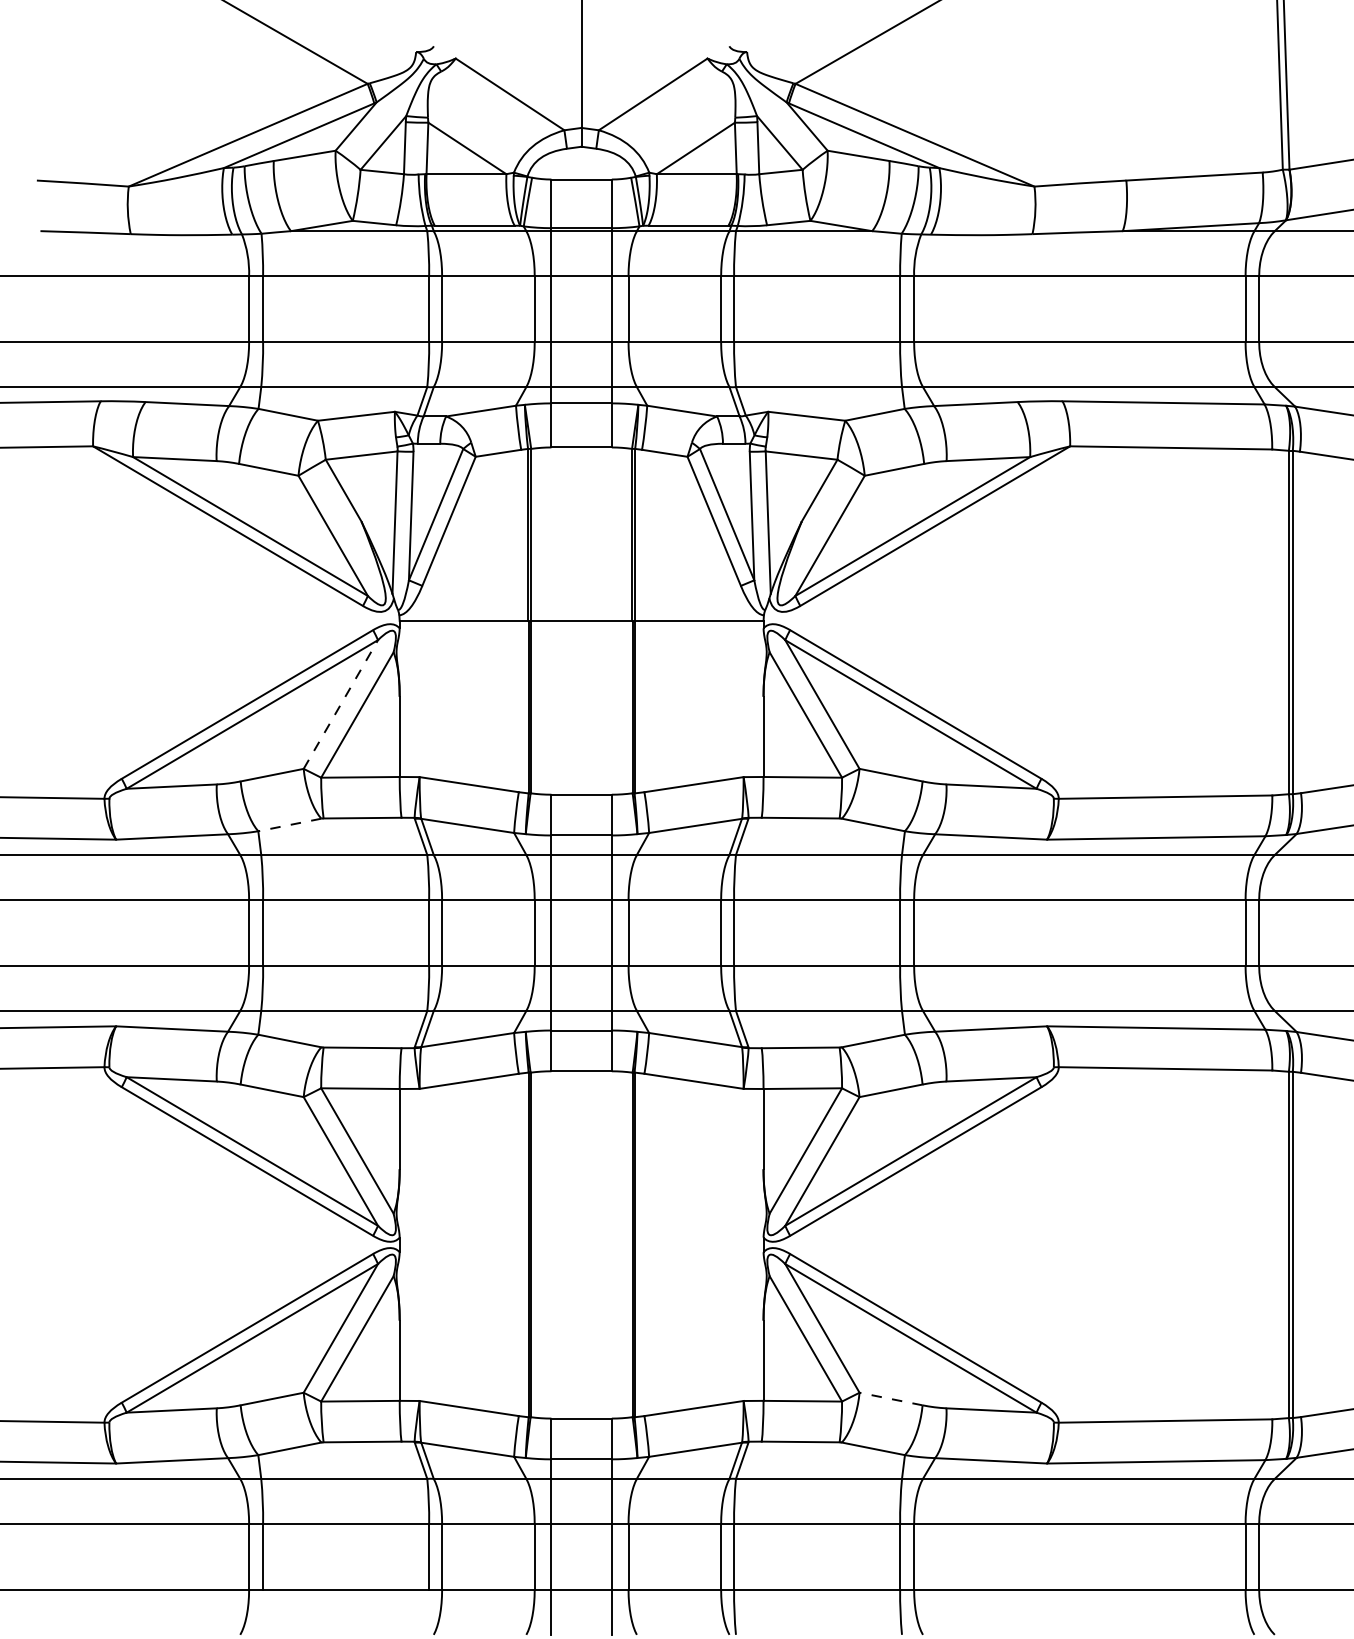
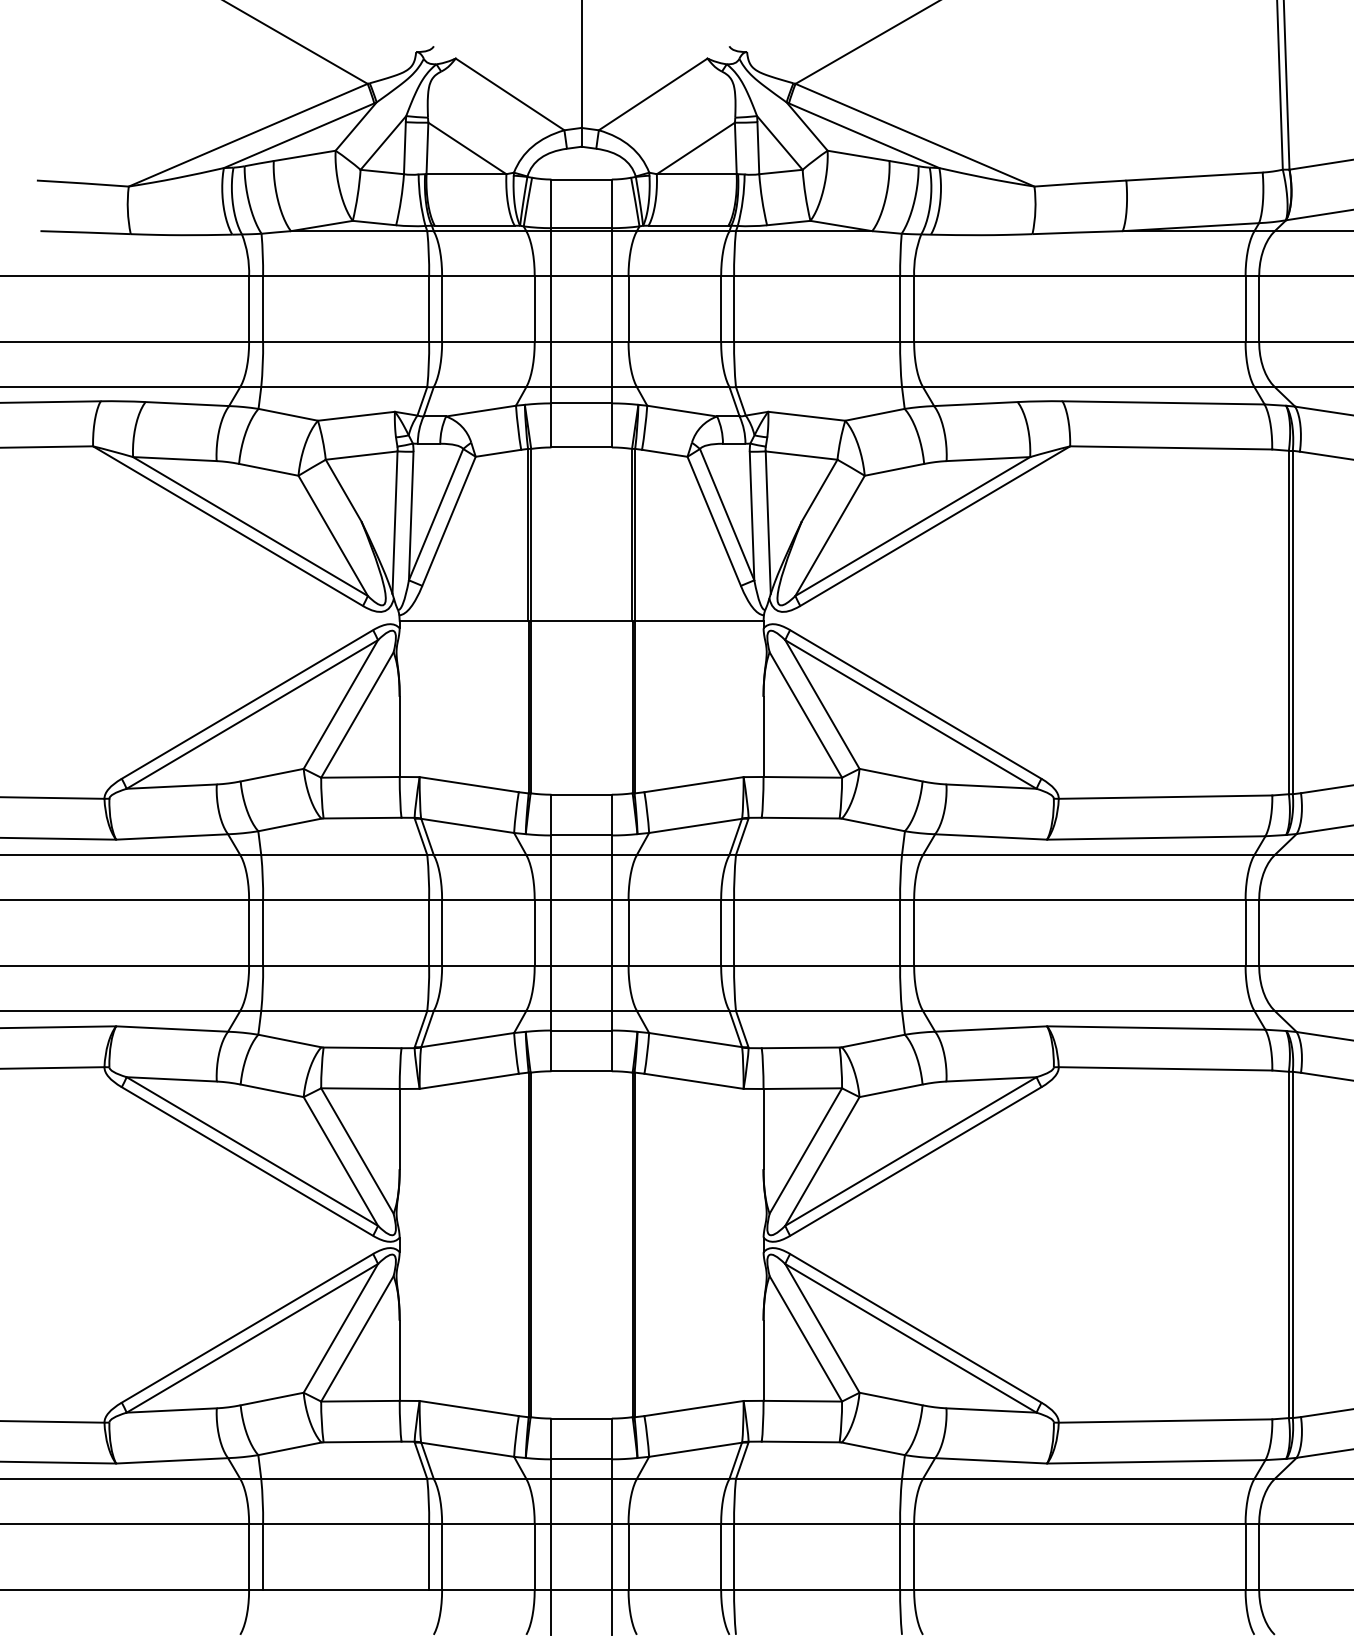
line: dashed -> solid (341, 704)
line: dashed -> solid (289, 825)
line: dashed -> solid (890, 1398)
